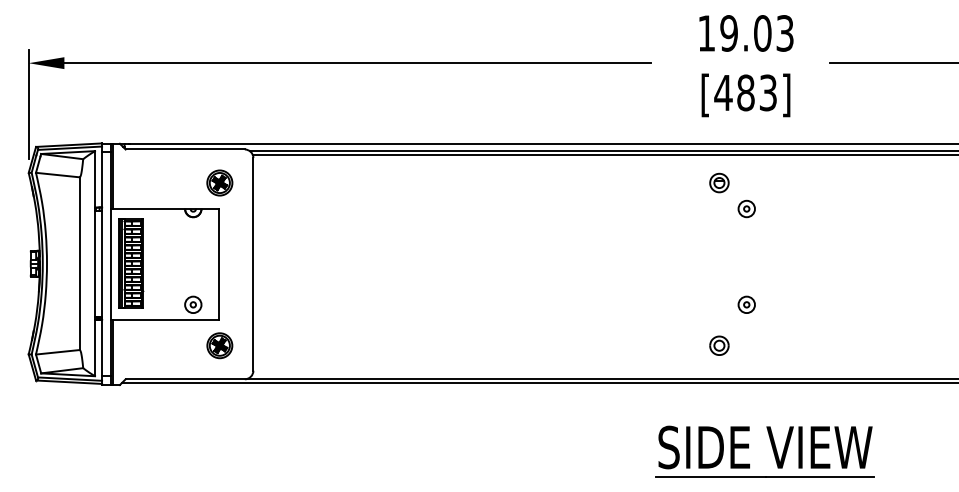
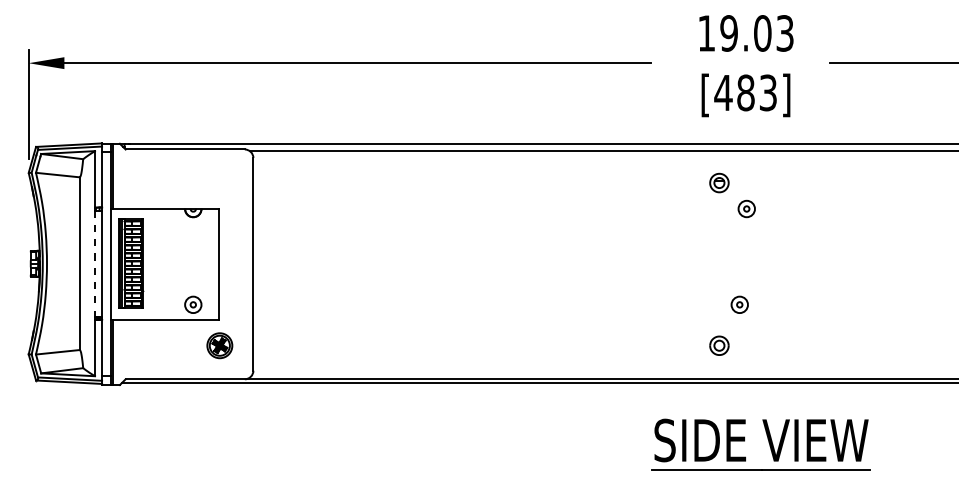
line: present -> none (603, 155)
part: present -> none (219, 182)
line: solid -> dashed (95, 264)
part position: (746, 304) -> (739, 304) (739, 304)
part position: (772, 449) -> (768, 442) (768, 442)
